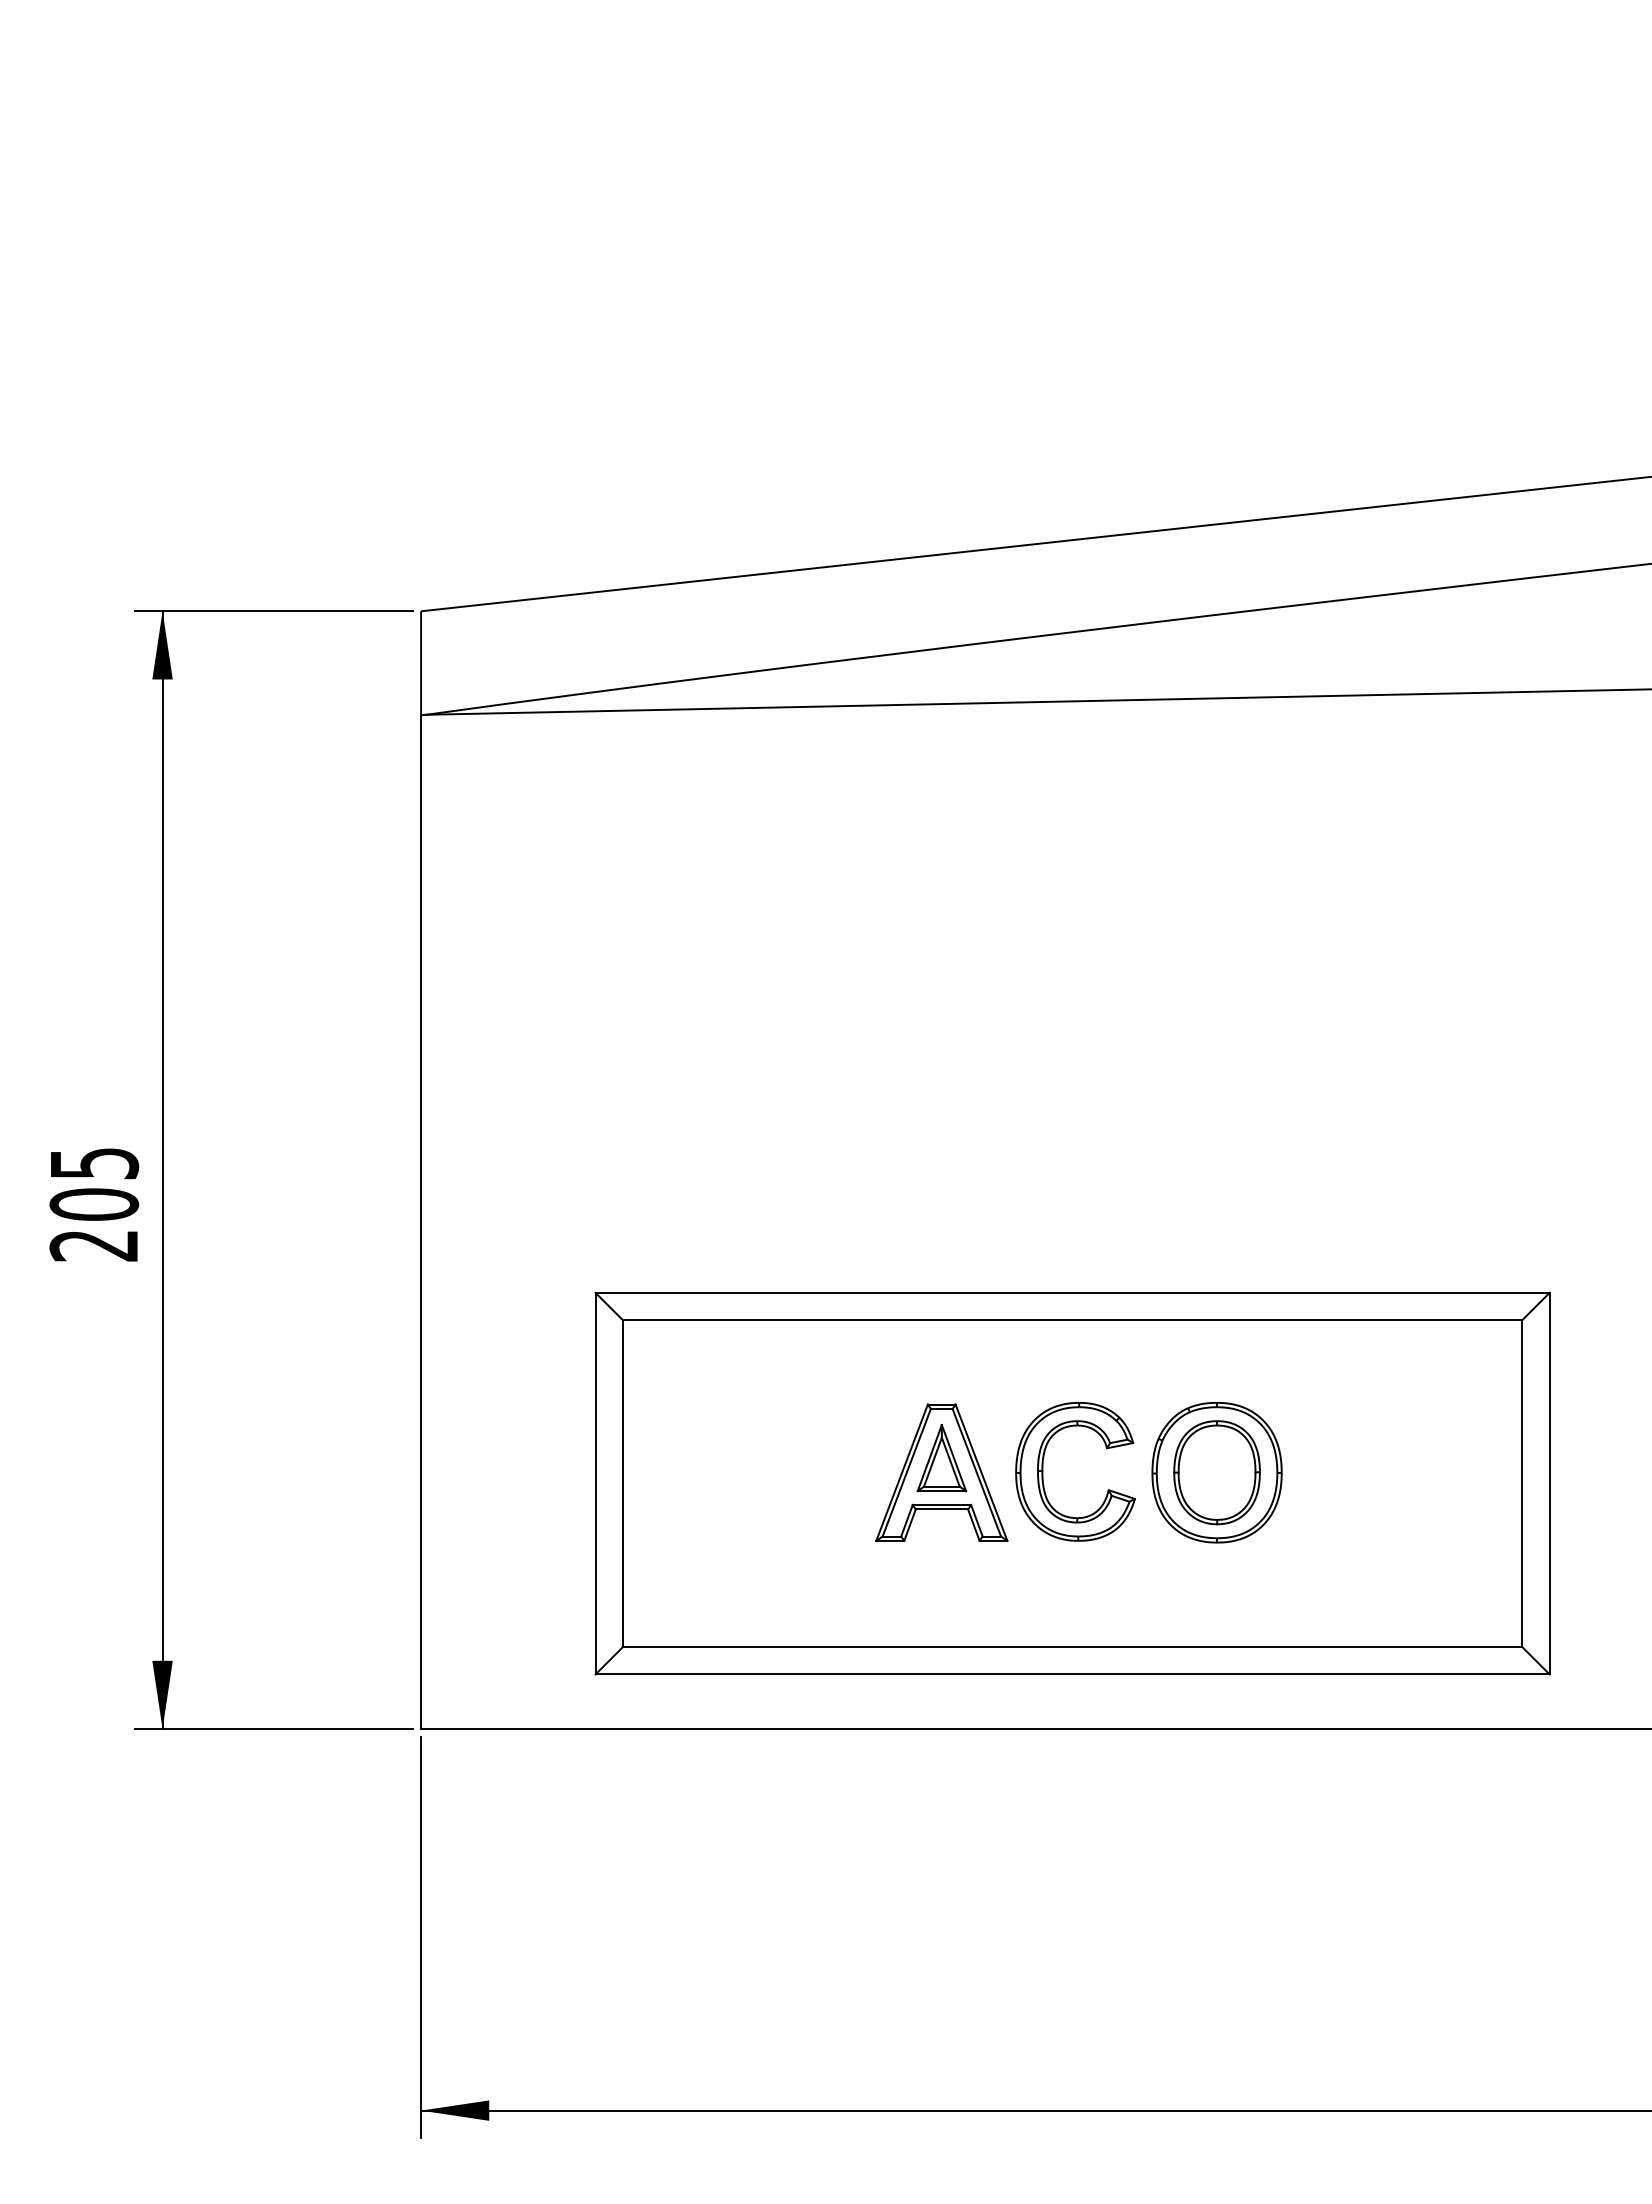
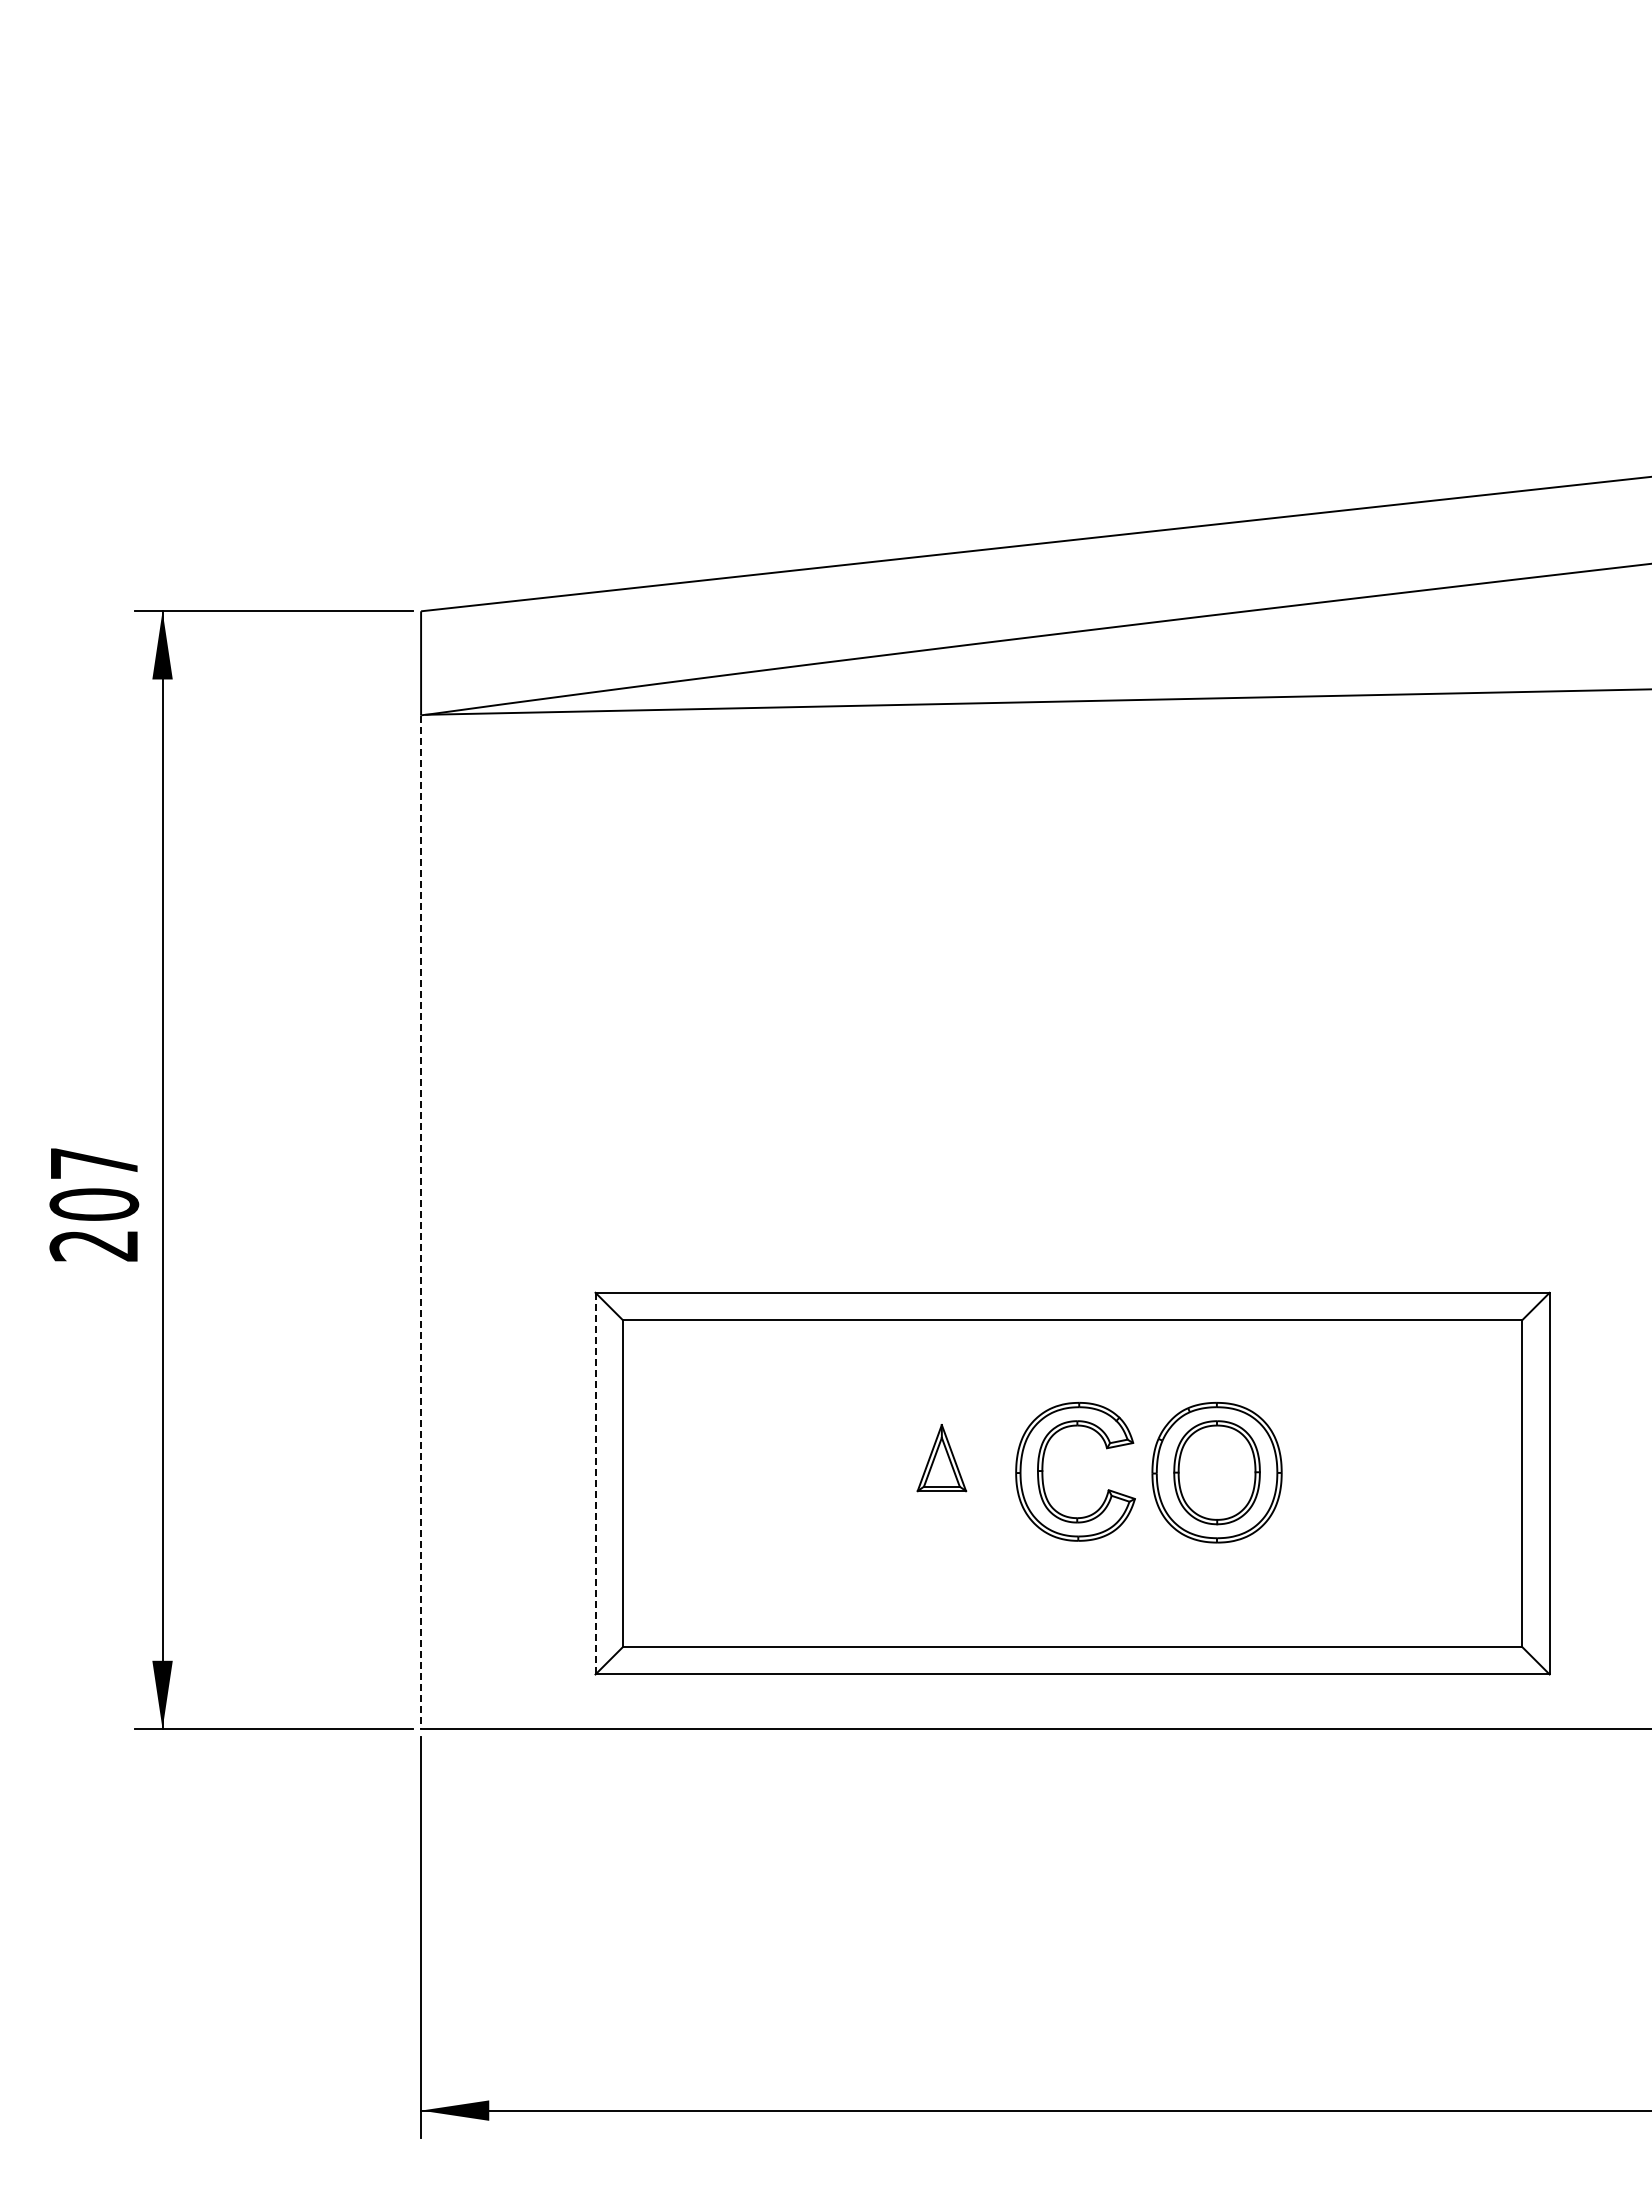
text: 205 -> 207 (95, 1163)
line: solid -> dashed (421, 1222)
part: present -> none (941, 1472)
line: solid -> dashed (595, 1483)
